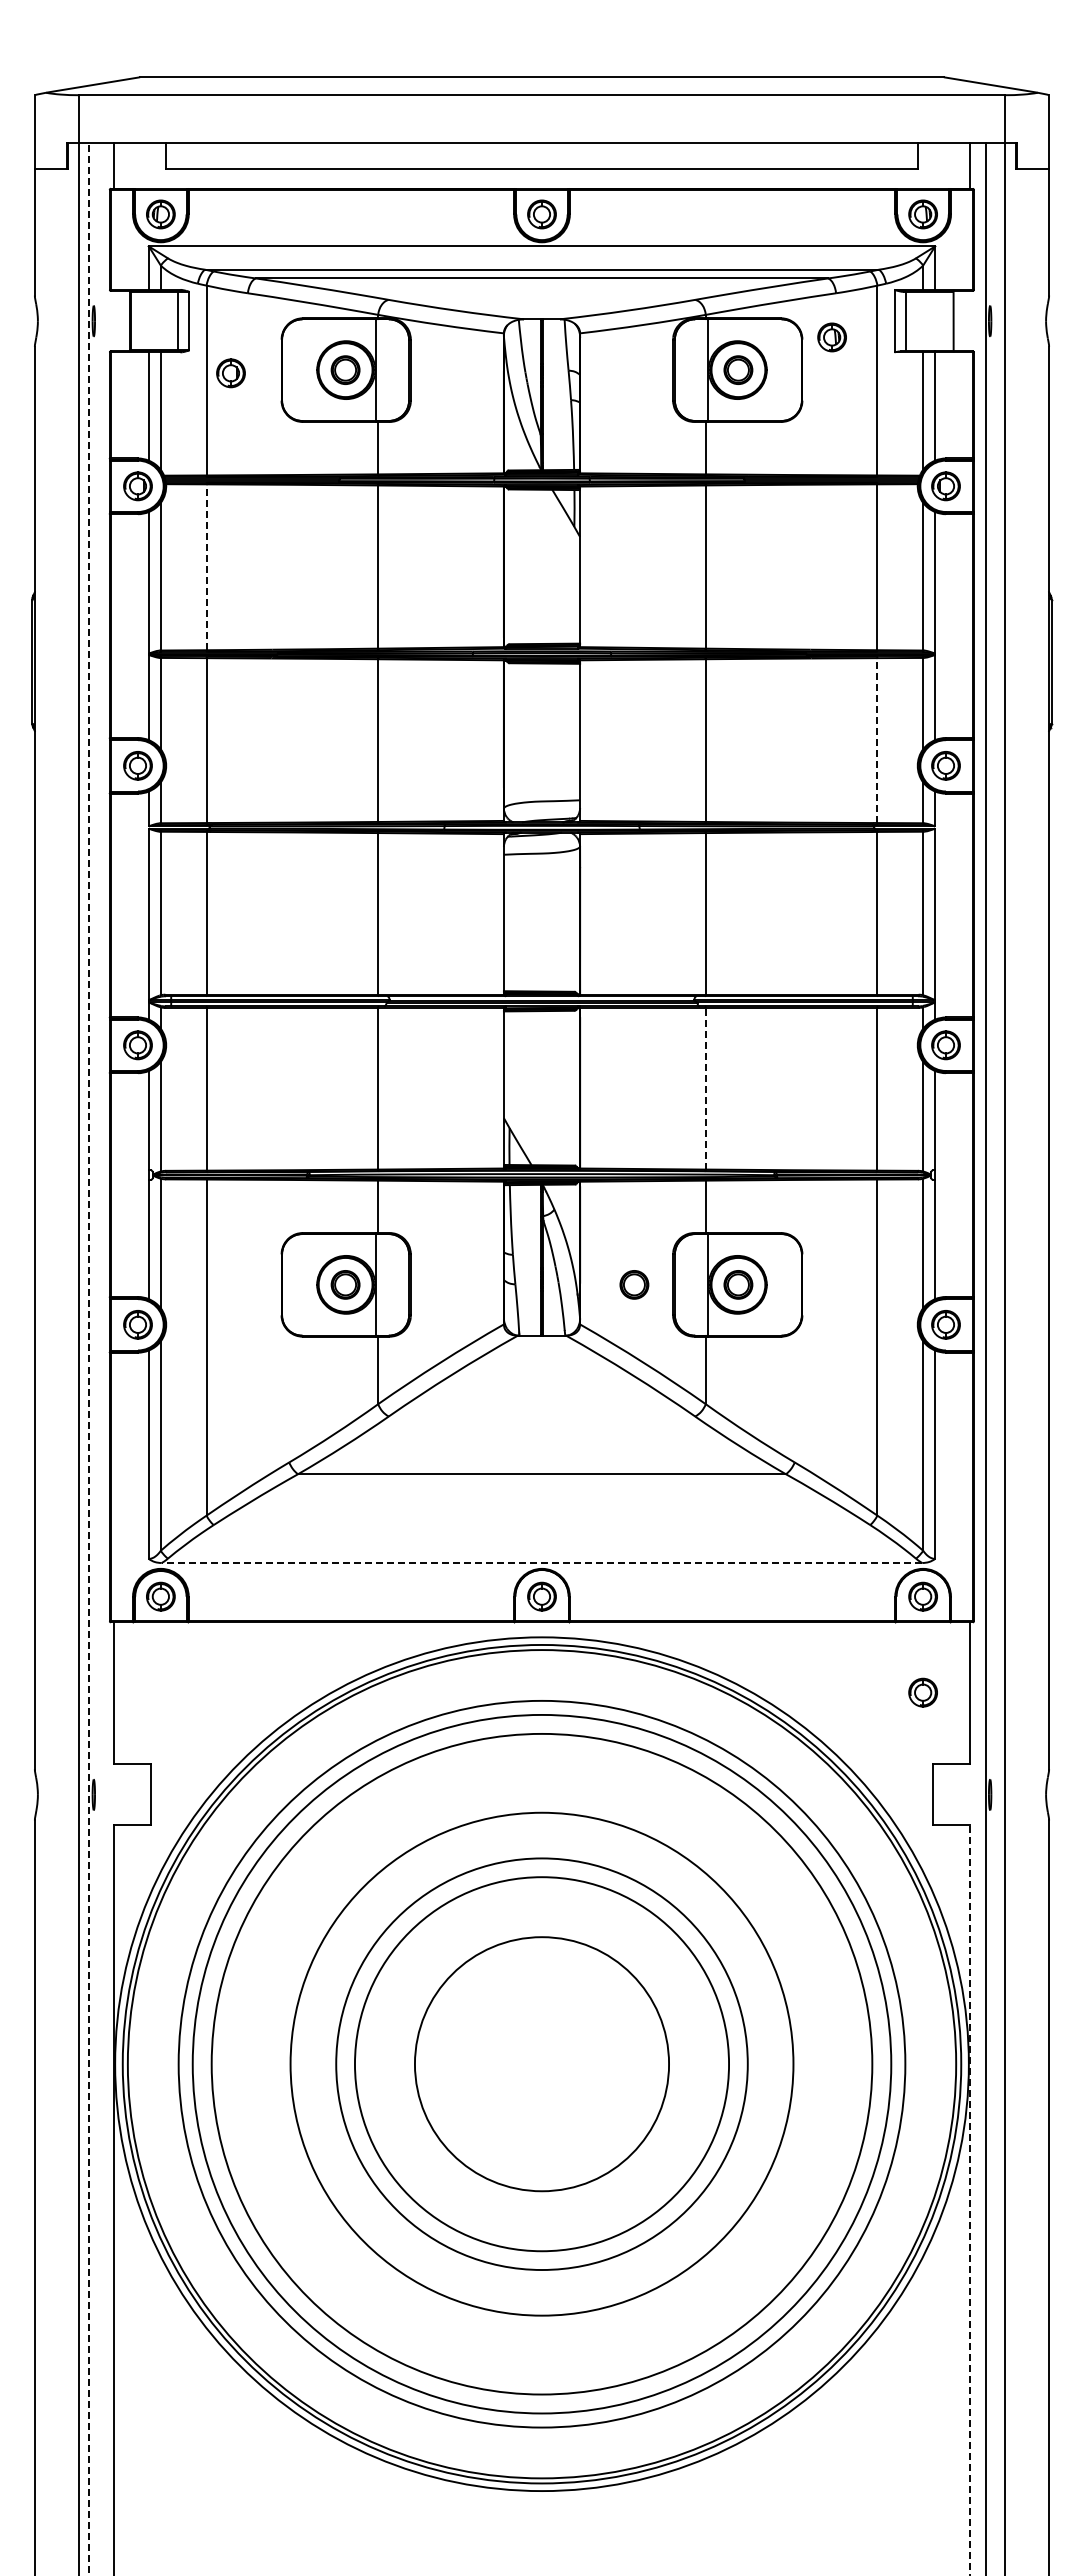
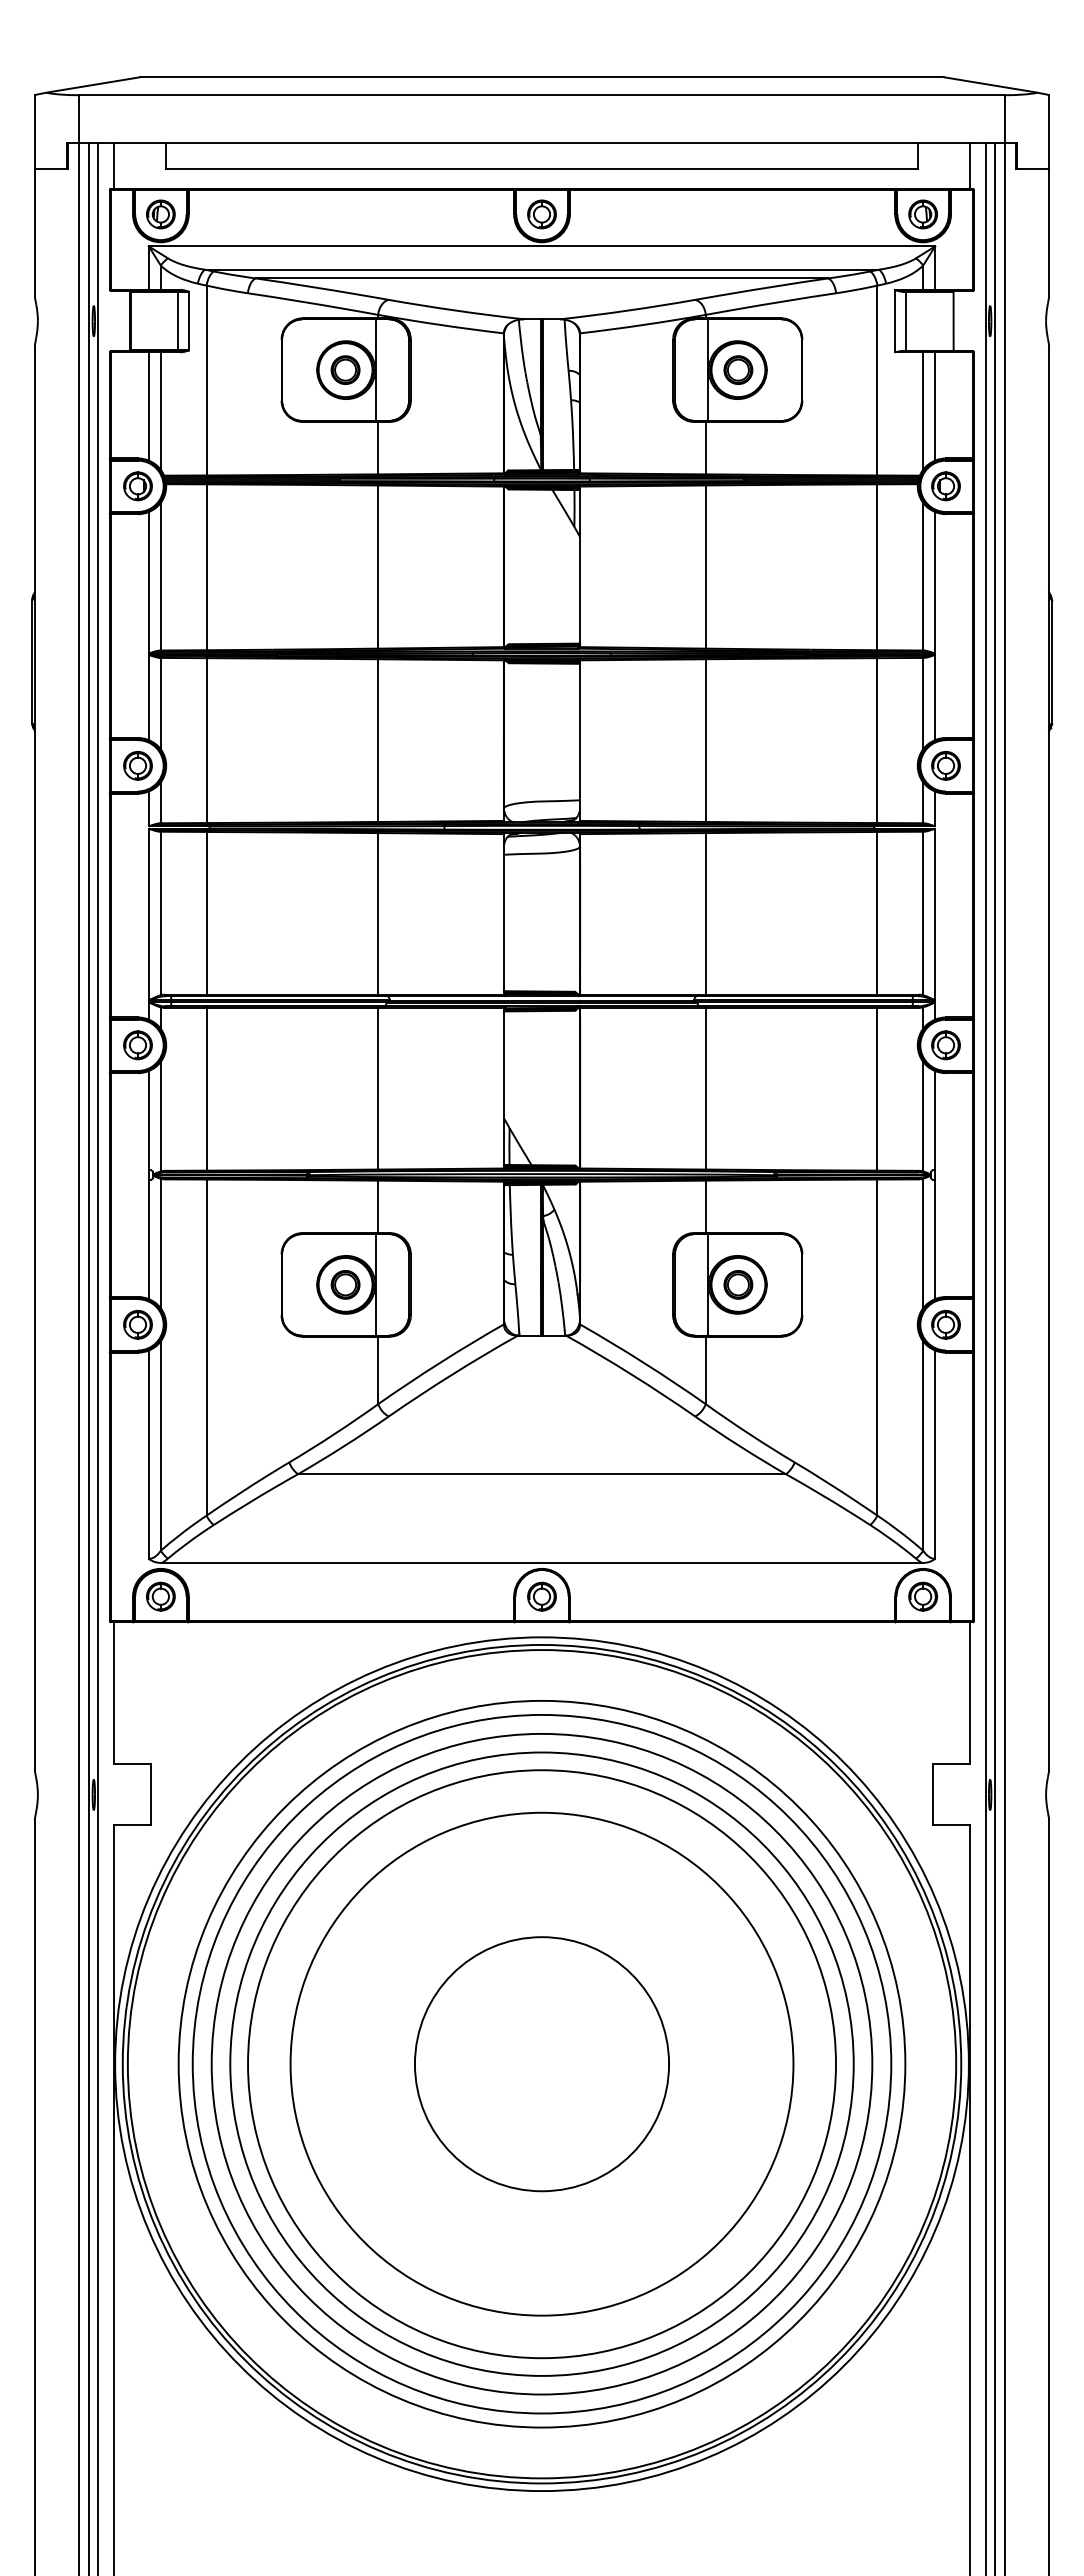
part: present -> none (831, 337)
part: present -> none (230, 373)
line: dashed -> solid (206, 567)
line: dashed -> solid (877, 740)
line: dashed -> solid (705, 1088)
part: present -> none (634, 1284)
line: none -> present (97, 1357)
line: none -> present (994, 1357)
line: dashed -> solid (89, 1359)
line: dashed -> solid (541, 1563)
part: present -> none (922, 1692)
circle diameter: 374 px -> 623 px (541, 2063)
circle diameter: 412 px -> 588 px (541, 2064)
line: dashed -> solid (970, 2200)
